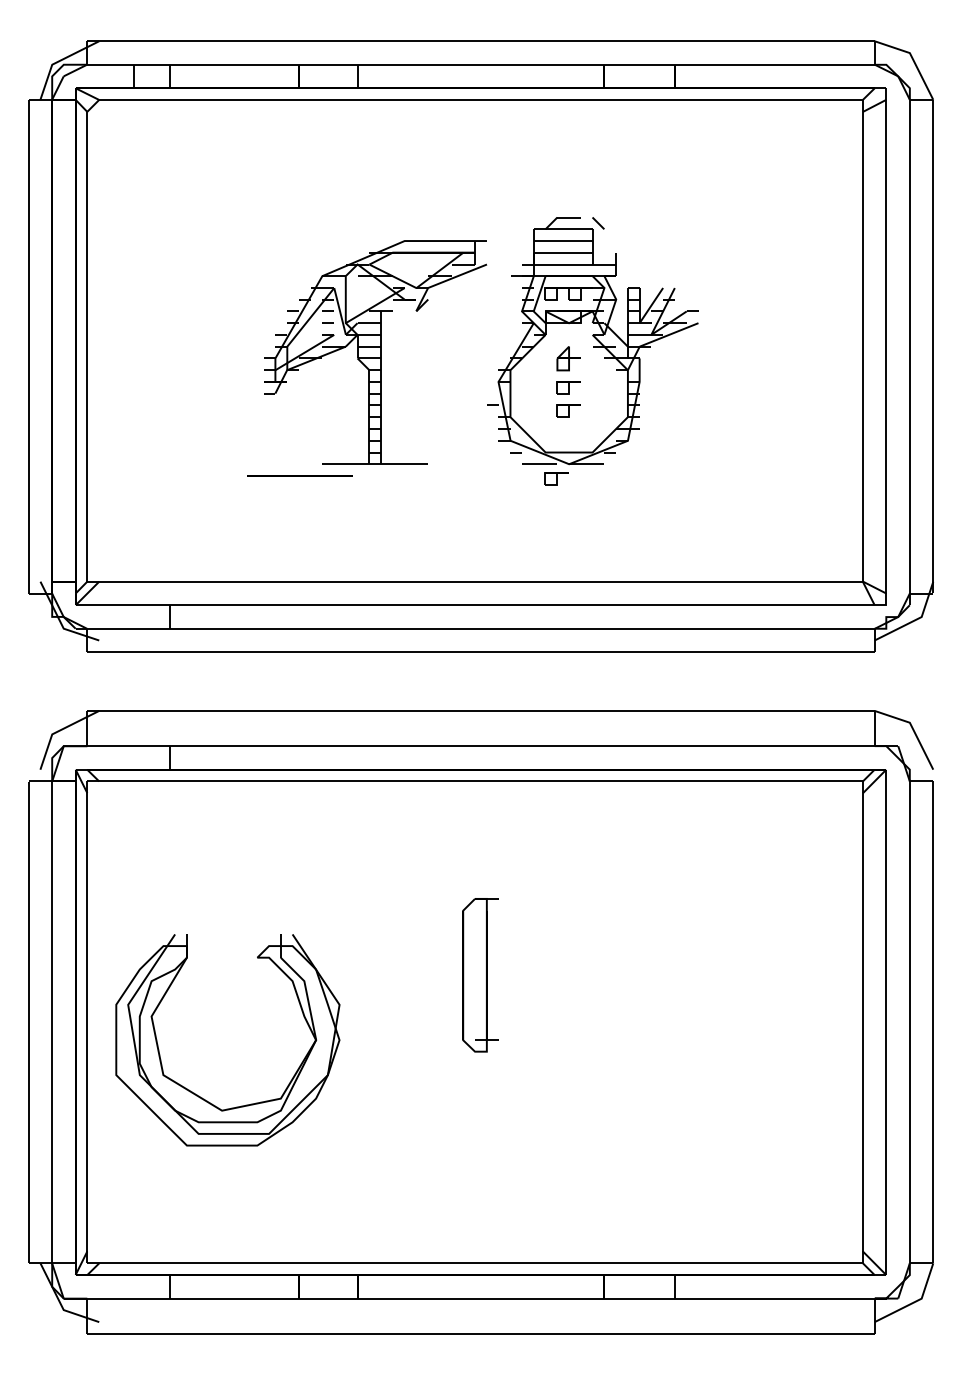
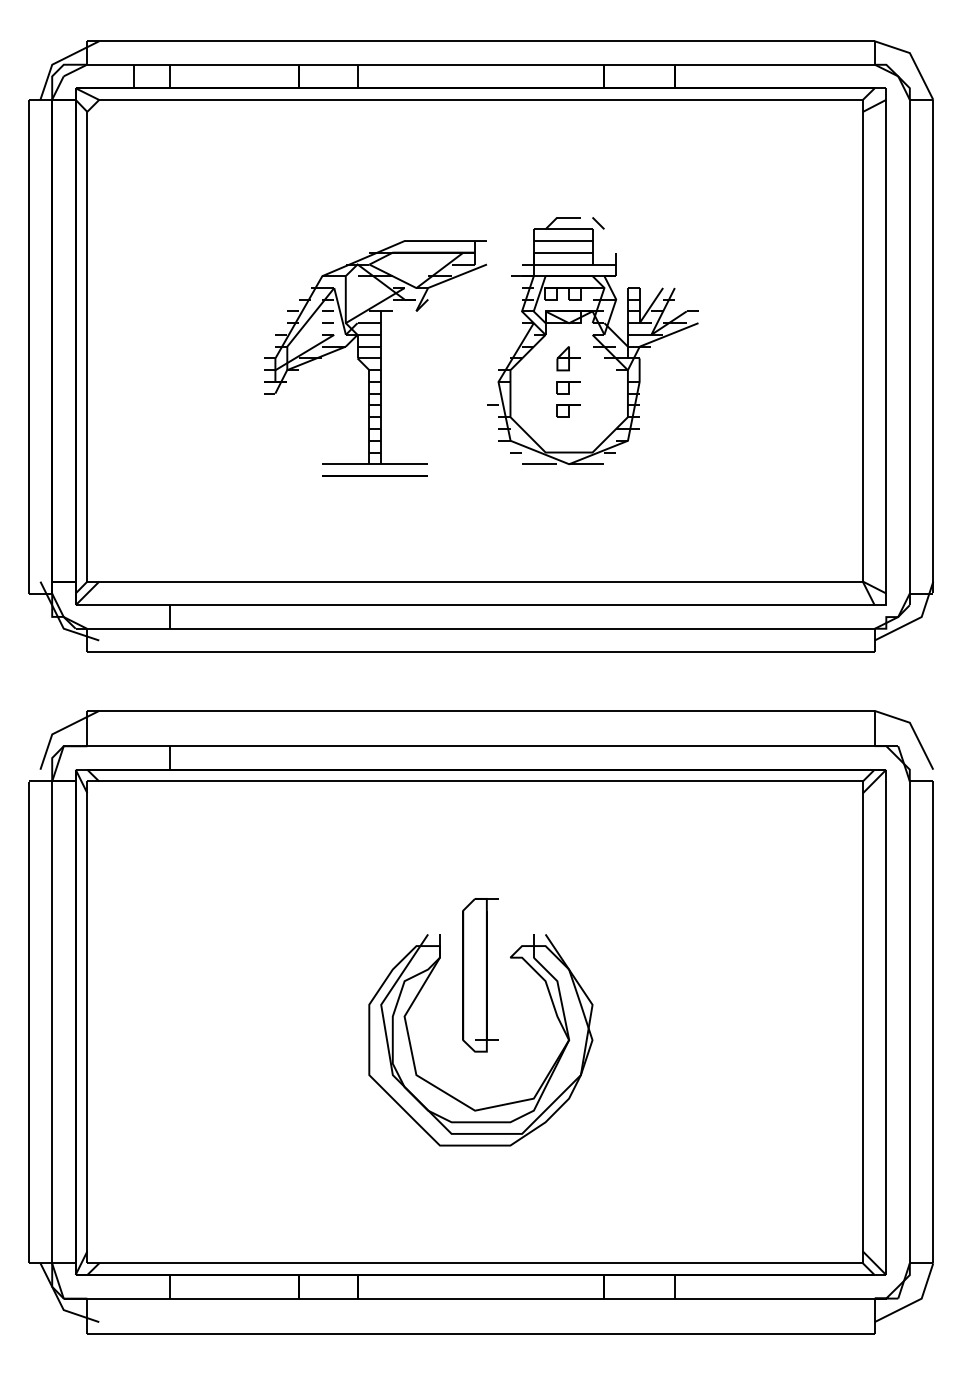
line position: (299, 475) -> (374, 475) (374, 475)
part: present -> none (556, 478)
part position: (194, 1092) -> (447, 1092) (447, 1092)
